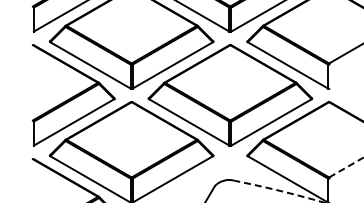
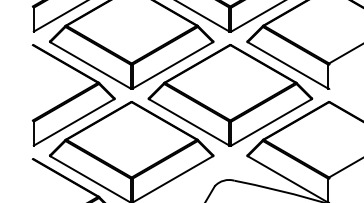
line: dashed -> solid (346, 167)
arc: dashed -> solid (279, 190)
